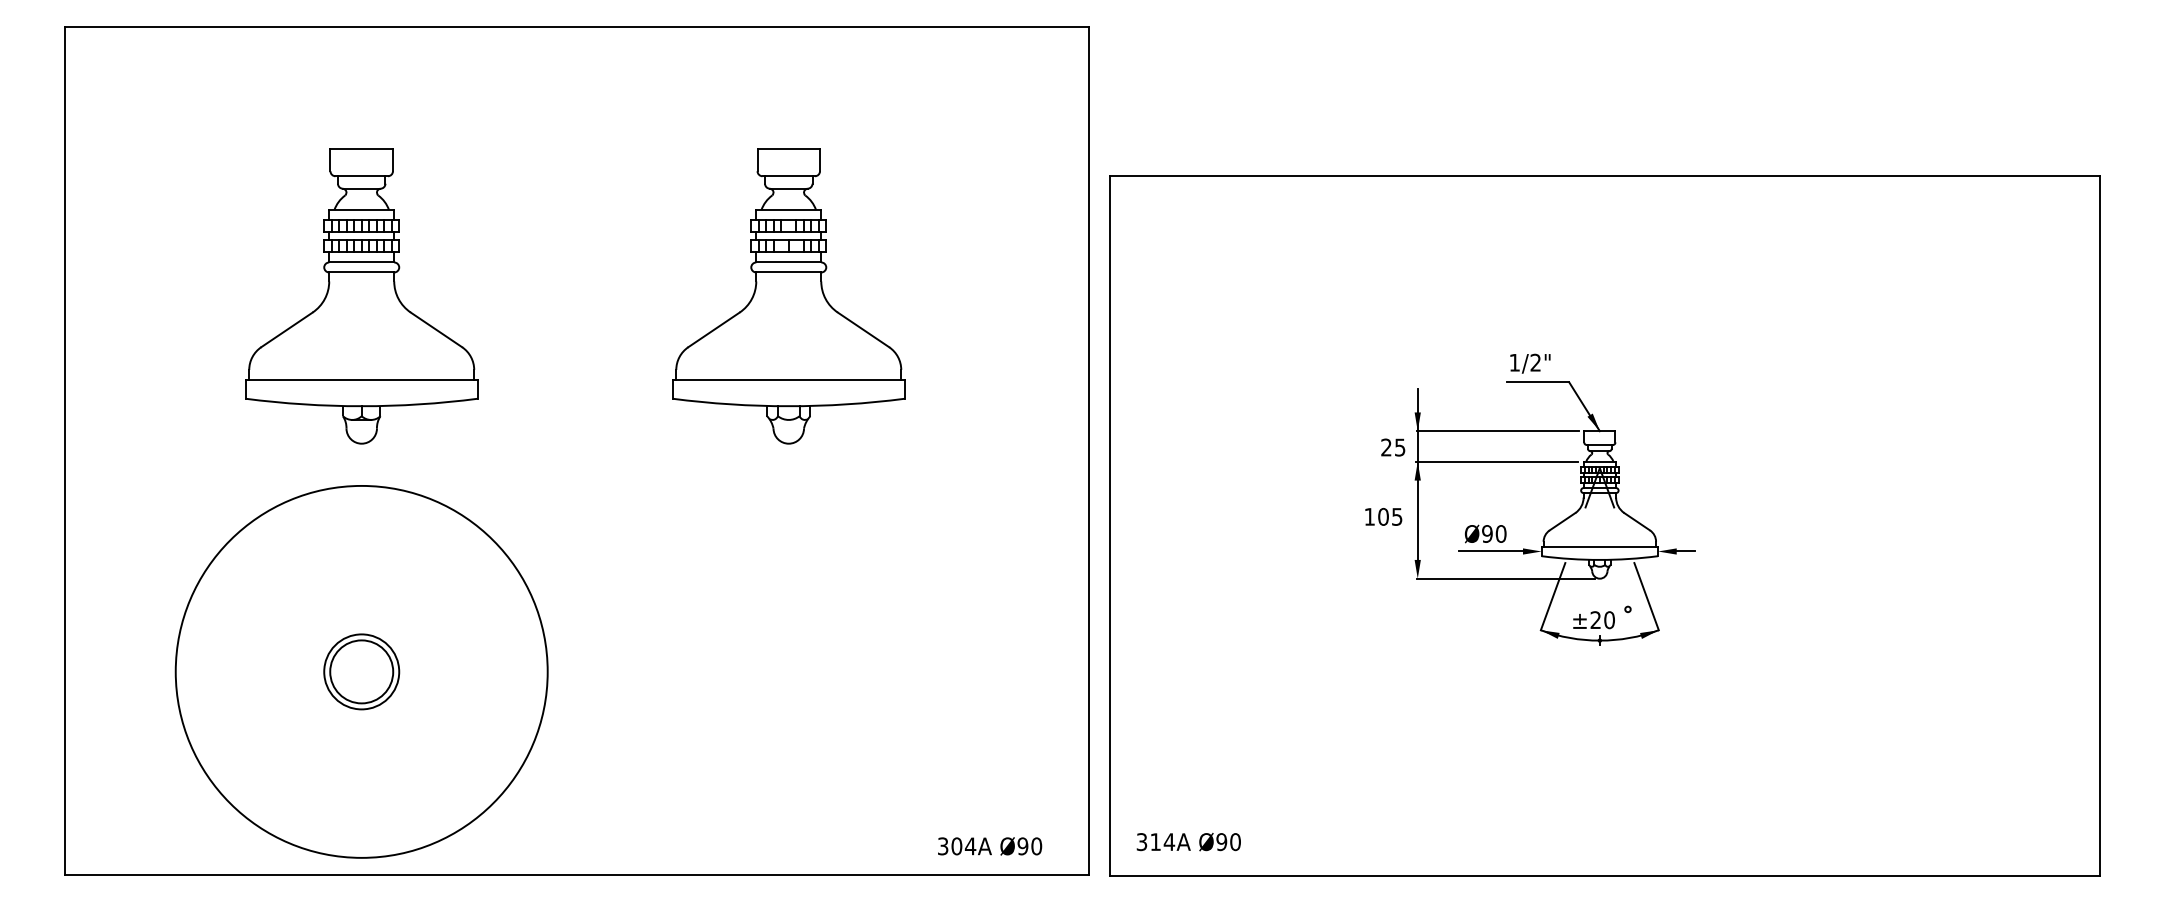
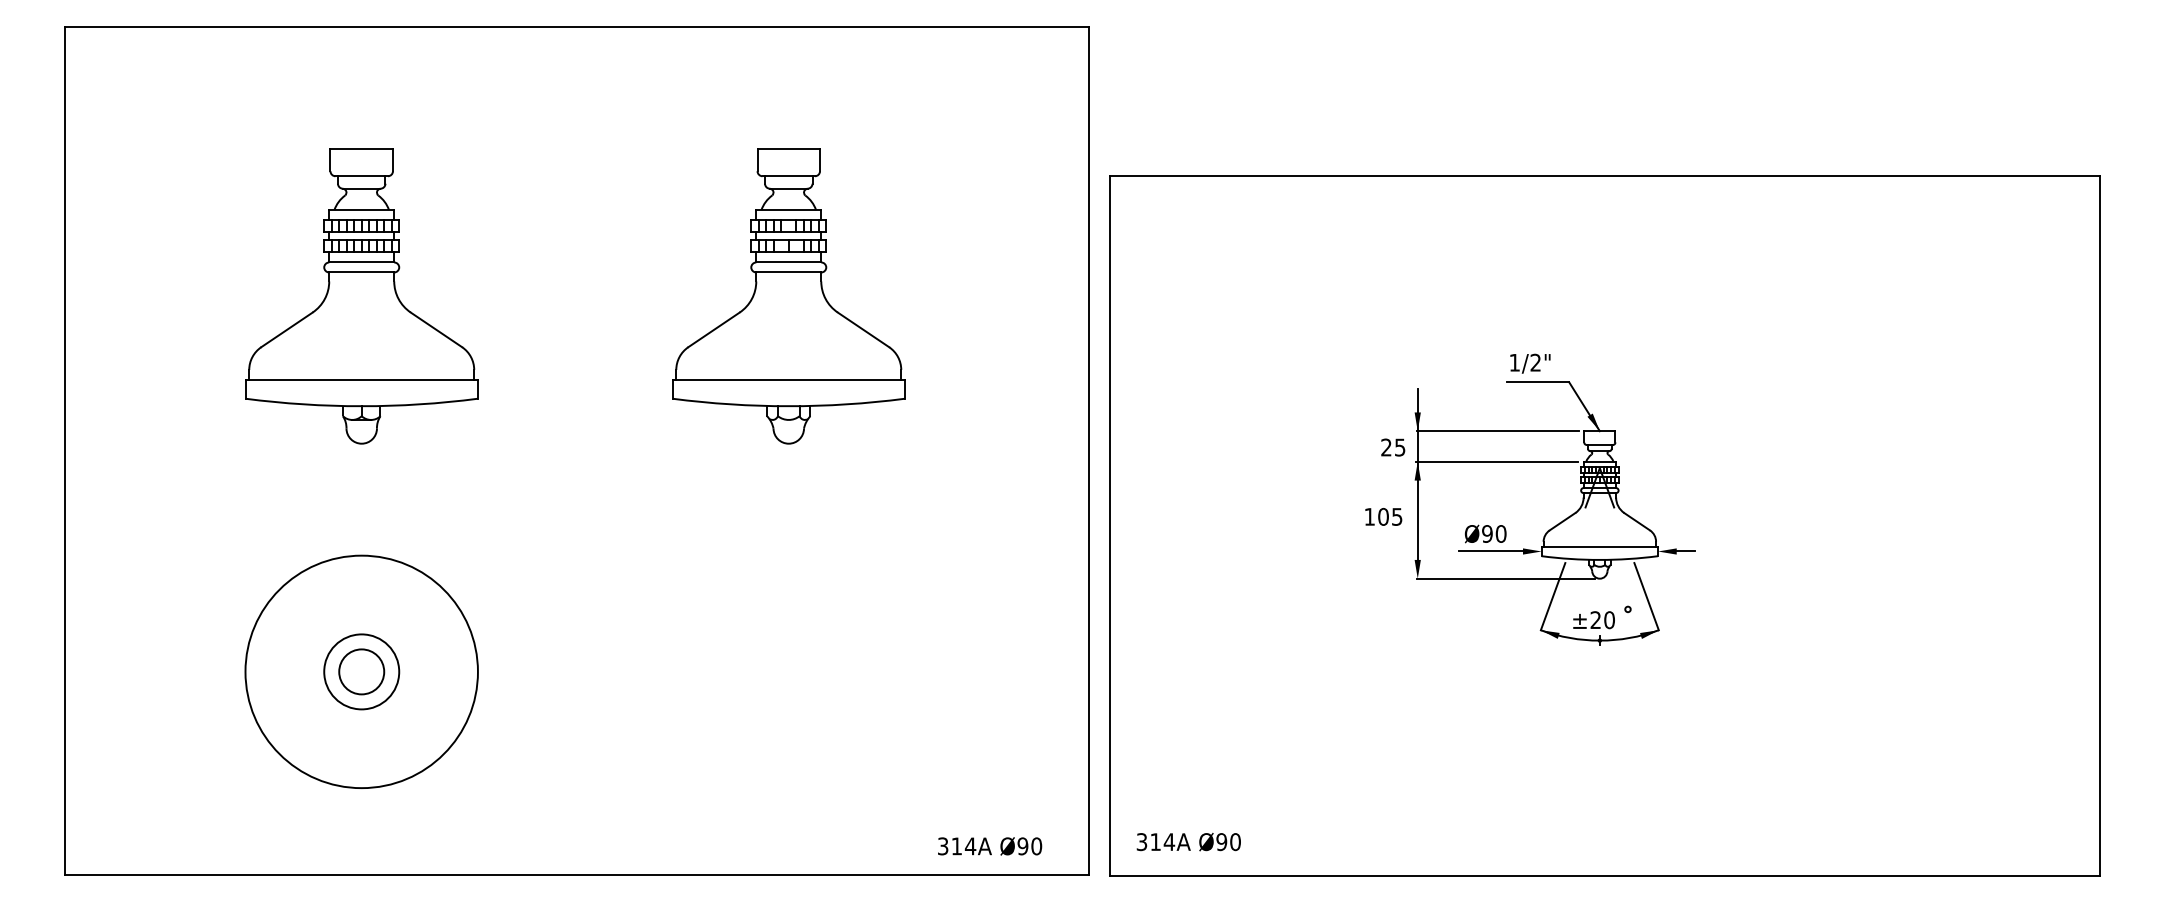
circle diameter: 372 px -> 232 px (361, 671)
circle diameter: 63 px -> 45 px (361, 671)
text: 304A -> 314A (956, 846)
